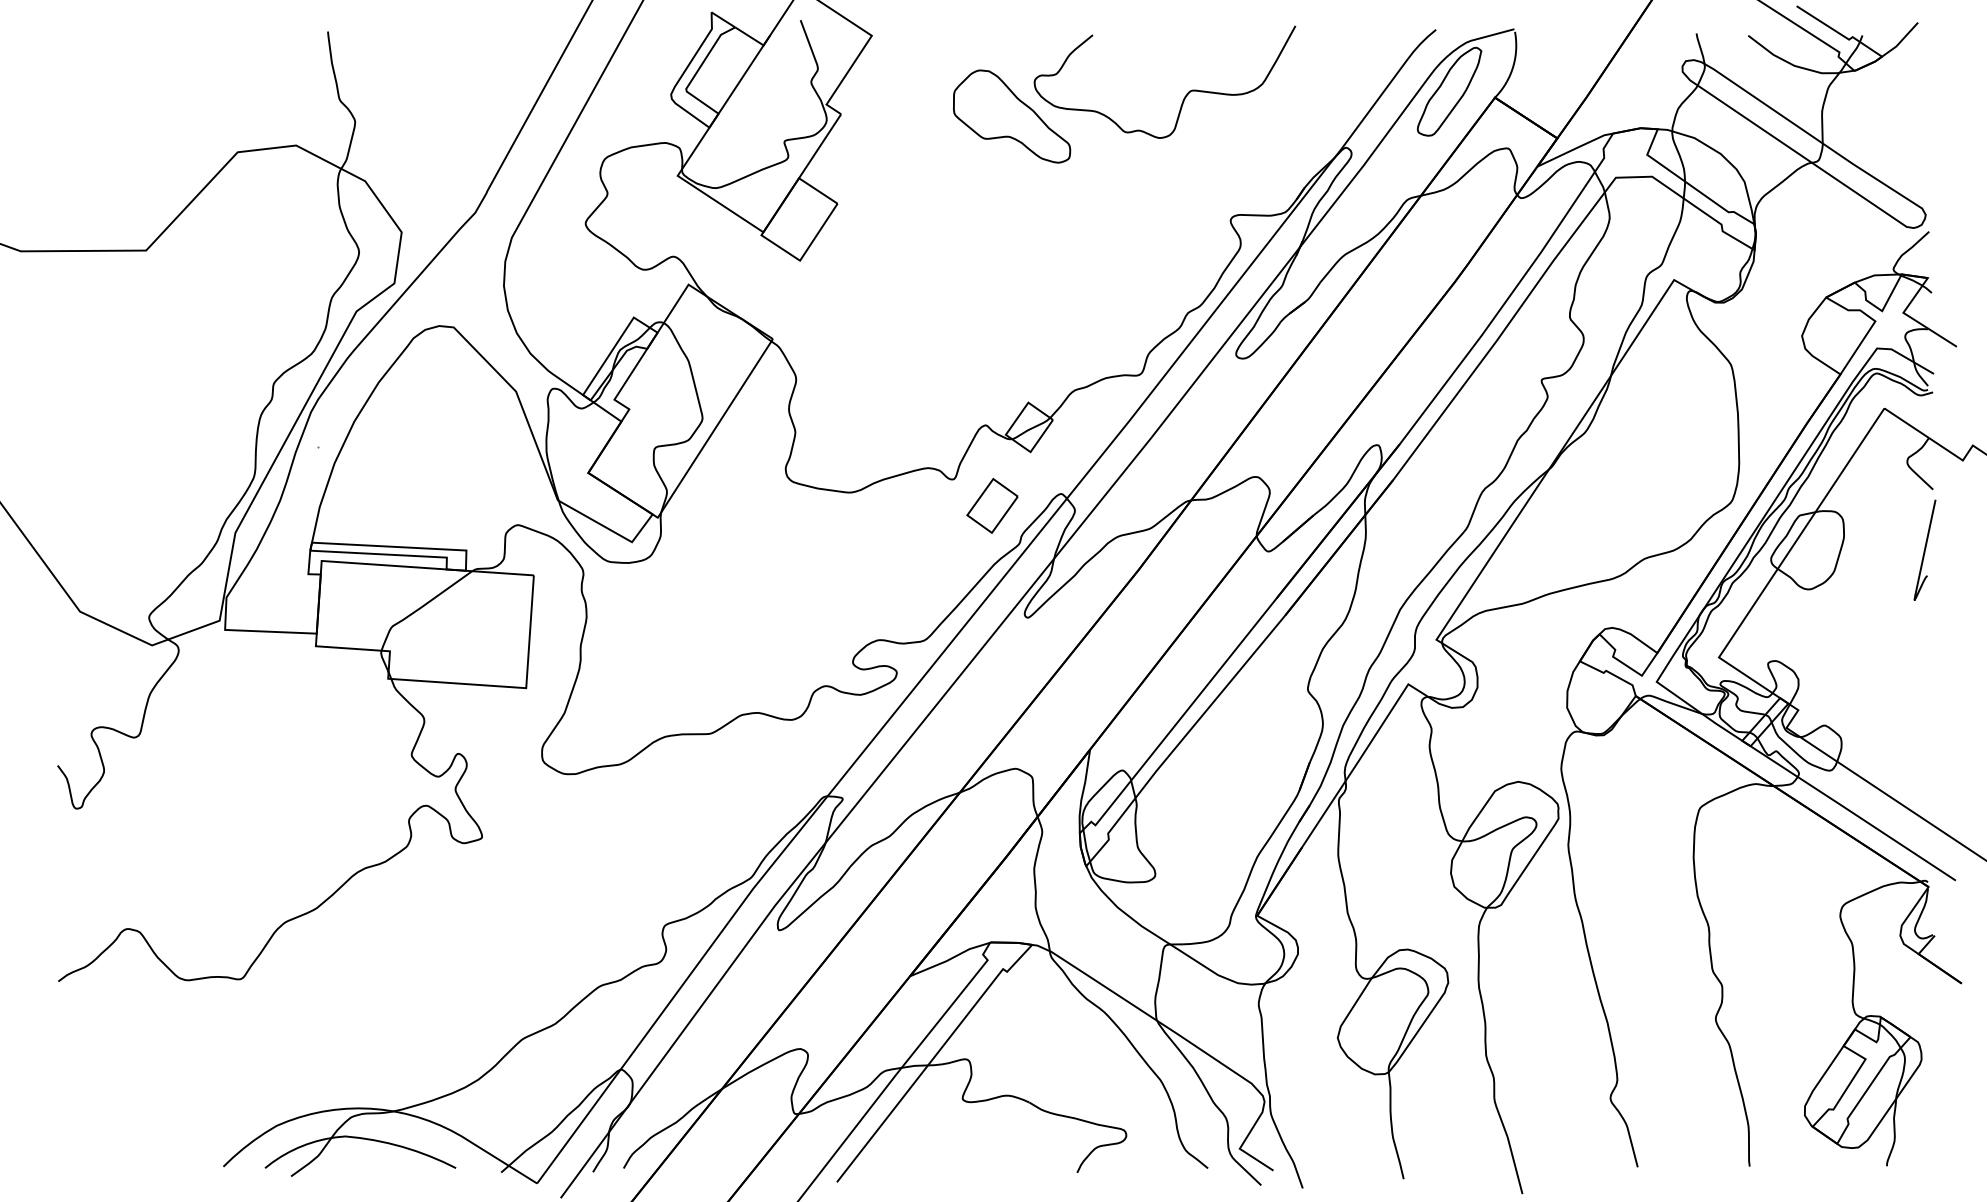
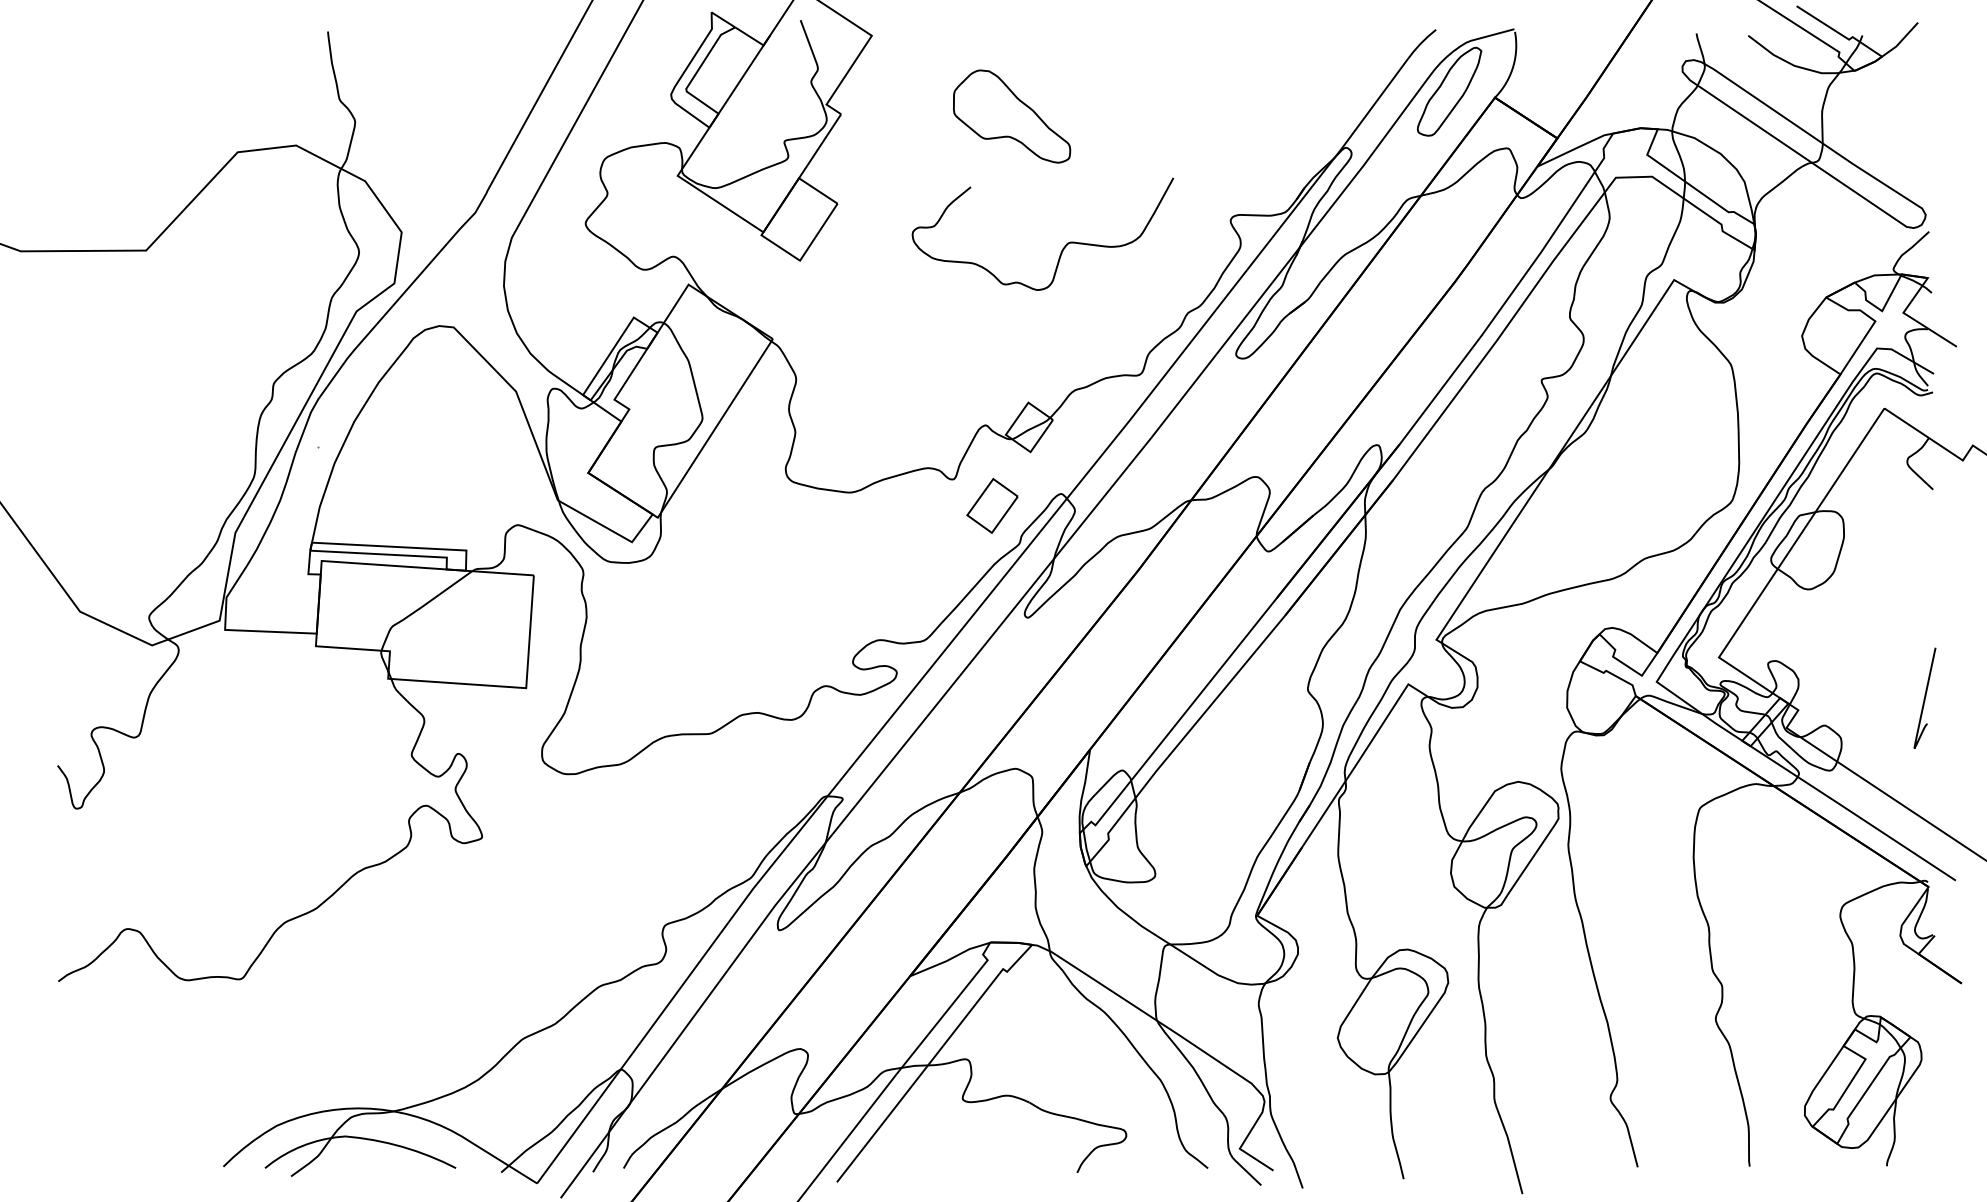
curve position: (1184, 96) -> (1062, 248) (1062, 248)
curve position: (1924, 549) -> (1924, 697) (1924, 697)
